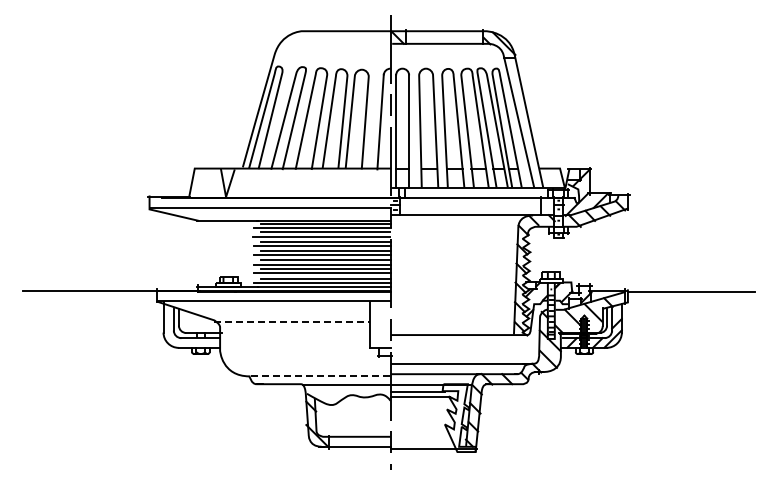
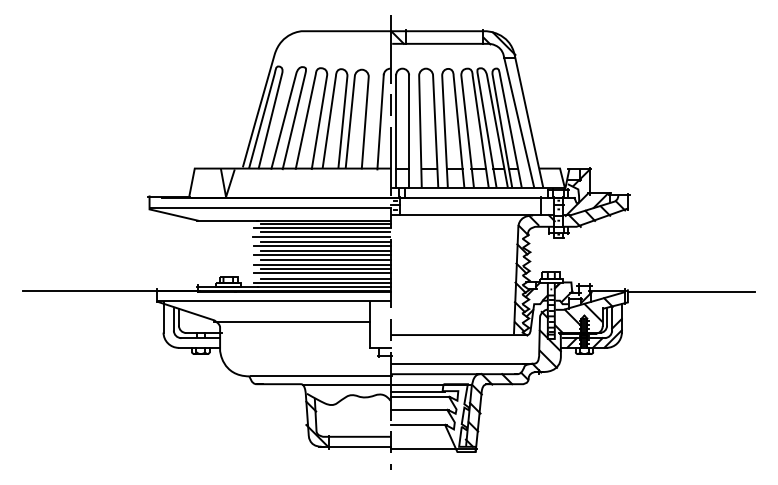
line: dashed -> solid (292, 321)
line: dashed -> solid (321, 376)
line: none -> present (419, 409)
line: none -> present (418, 424)
